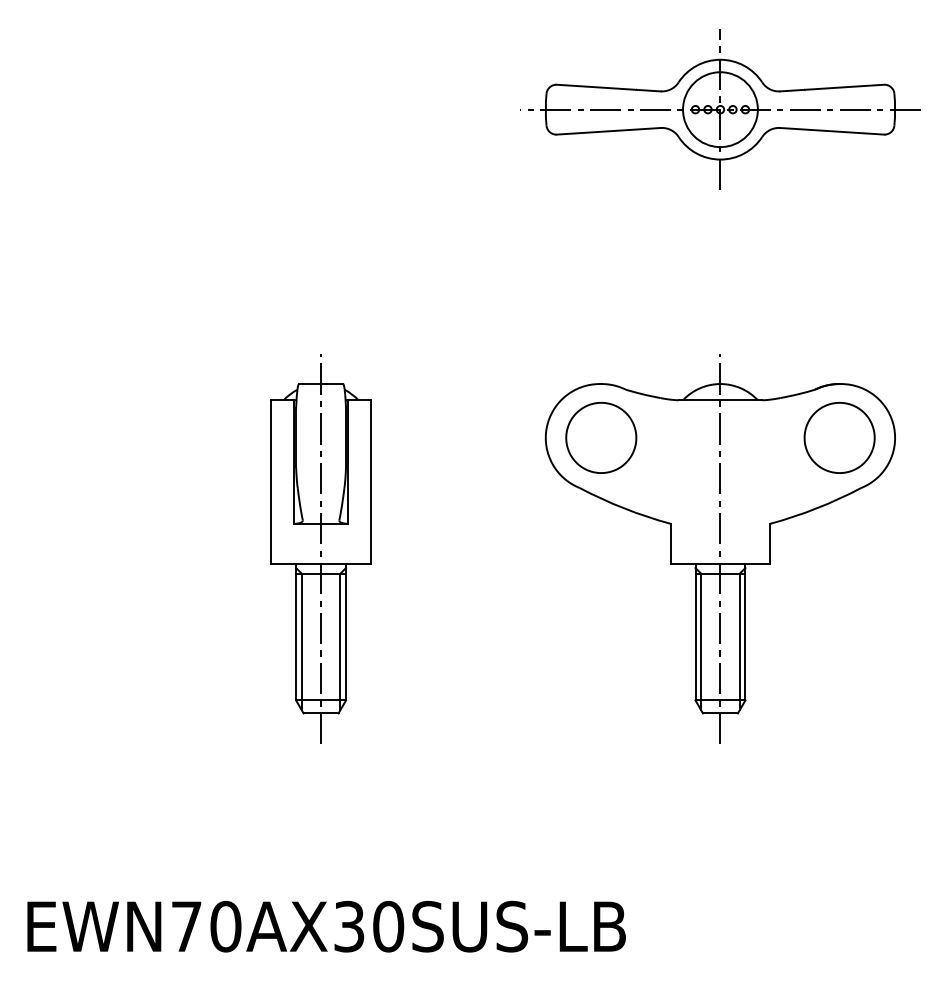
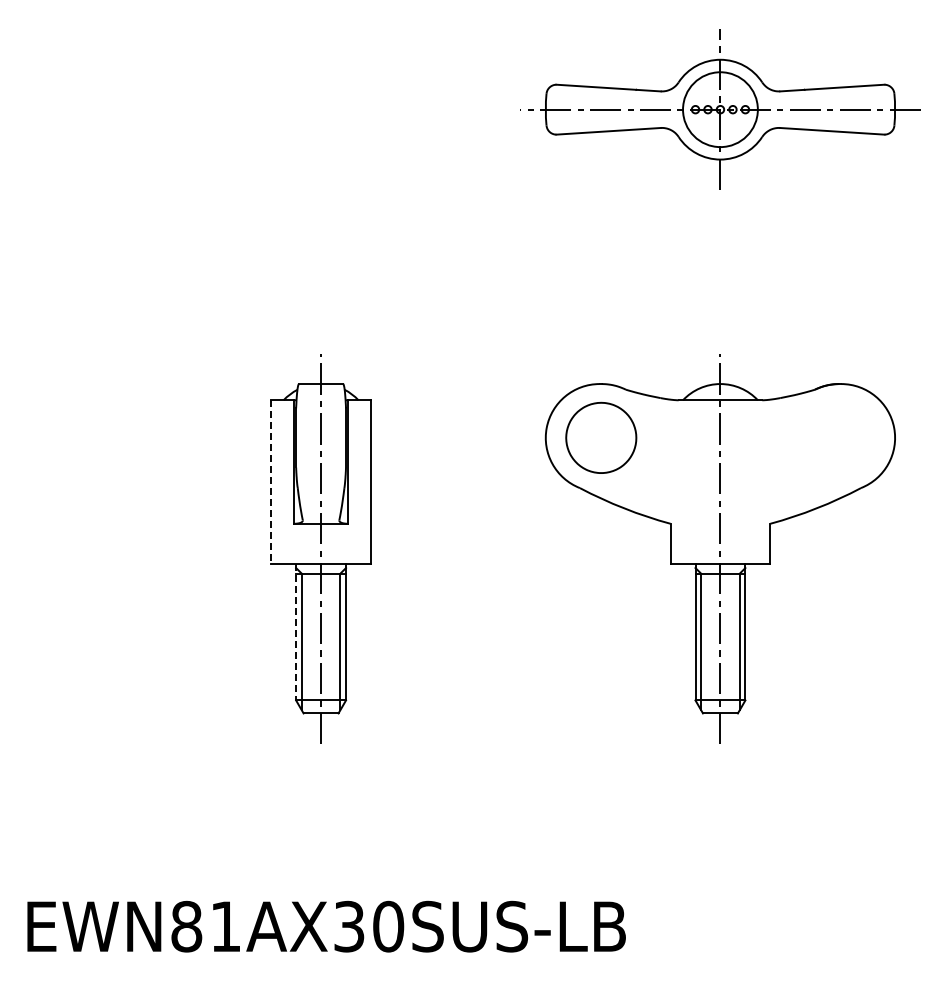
part: present -> none (839, 437)
line: solid -> dashed (271, 481)
line: solid -> dashed (296, 632)
text: EWN70AX30SUS-LB -> EWN81AX30SUS-LB (206, 926)
